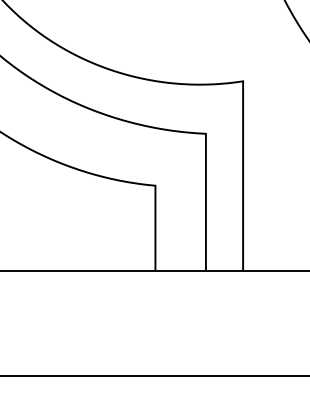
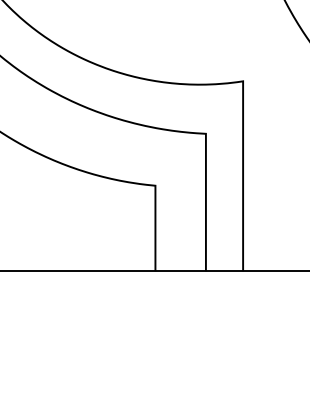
line: present -> none (154, 375)
